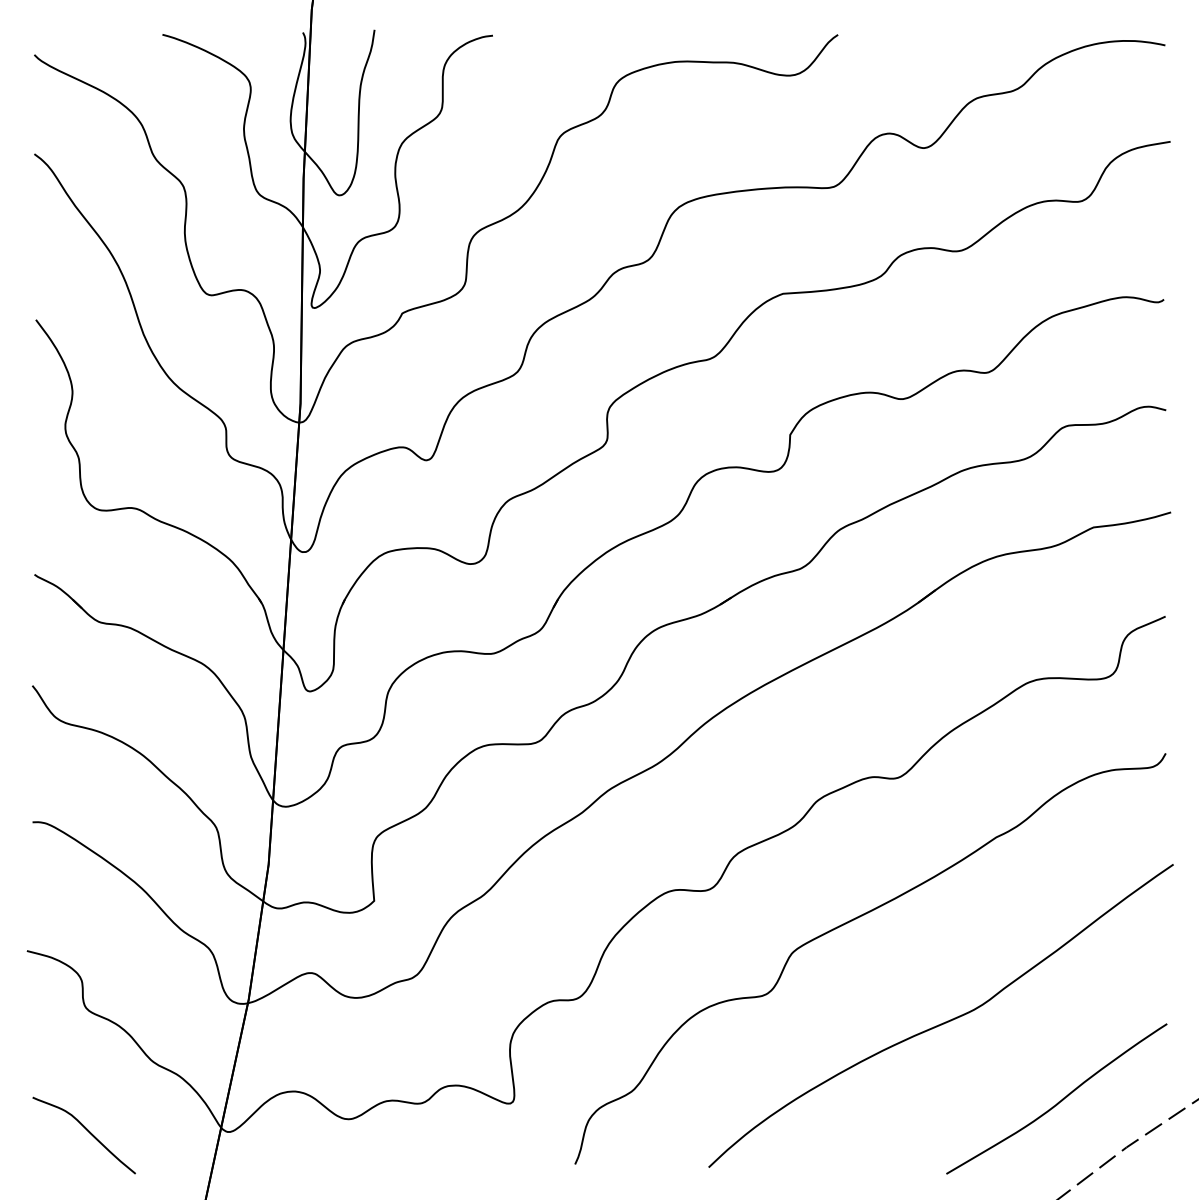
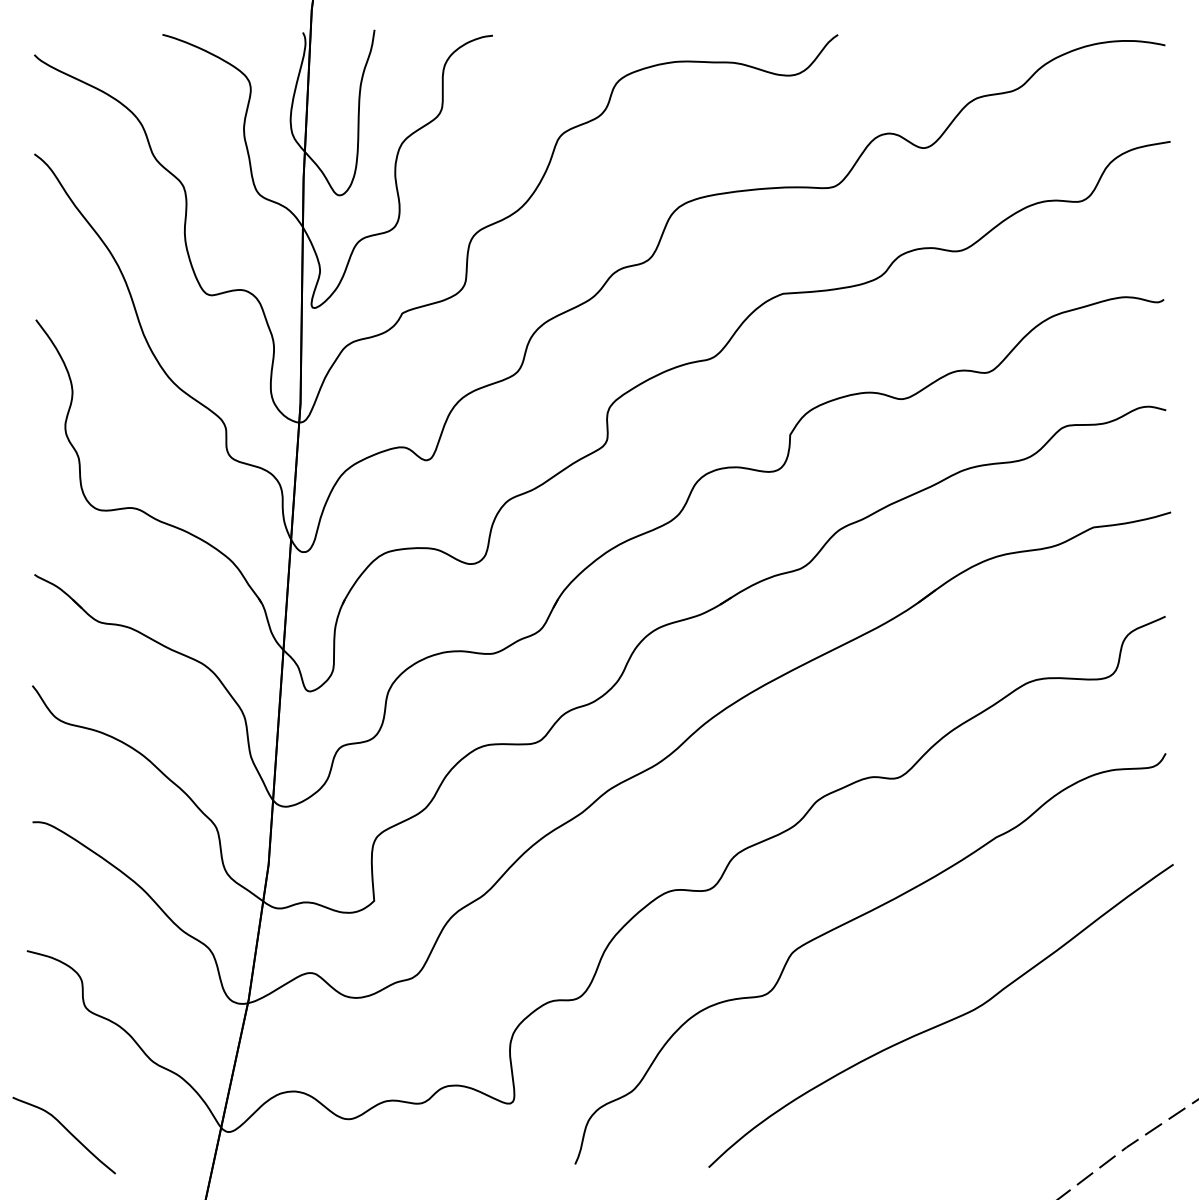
curve: present -> none (1058, 1101)
curve position: (87, 1131) -> (67, 1131) (67, 1131)
